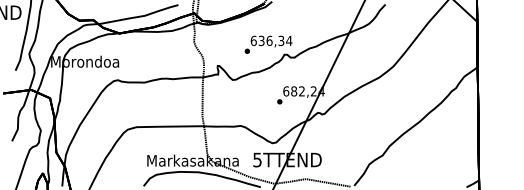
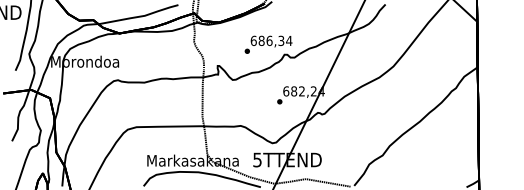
text: 636,34 -> 686,34 (261, 40)
